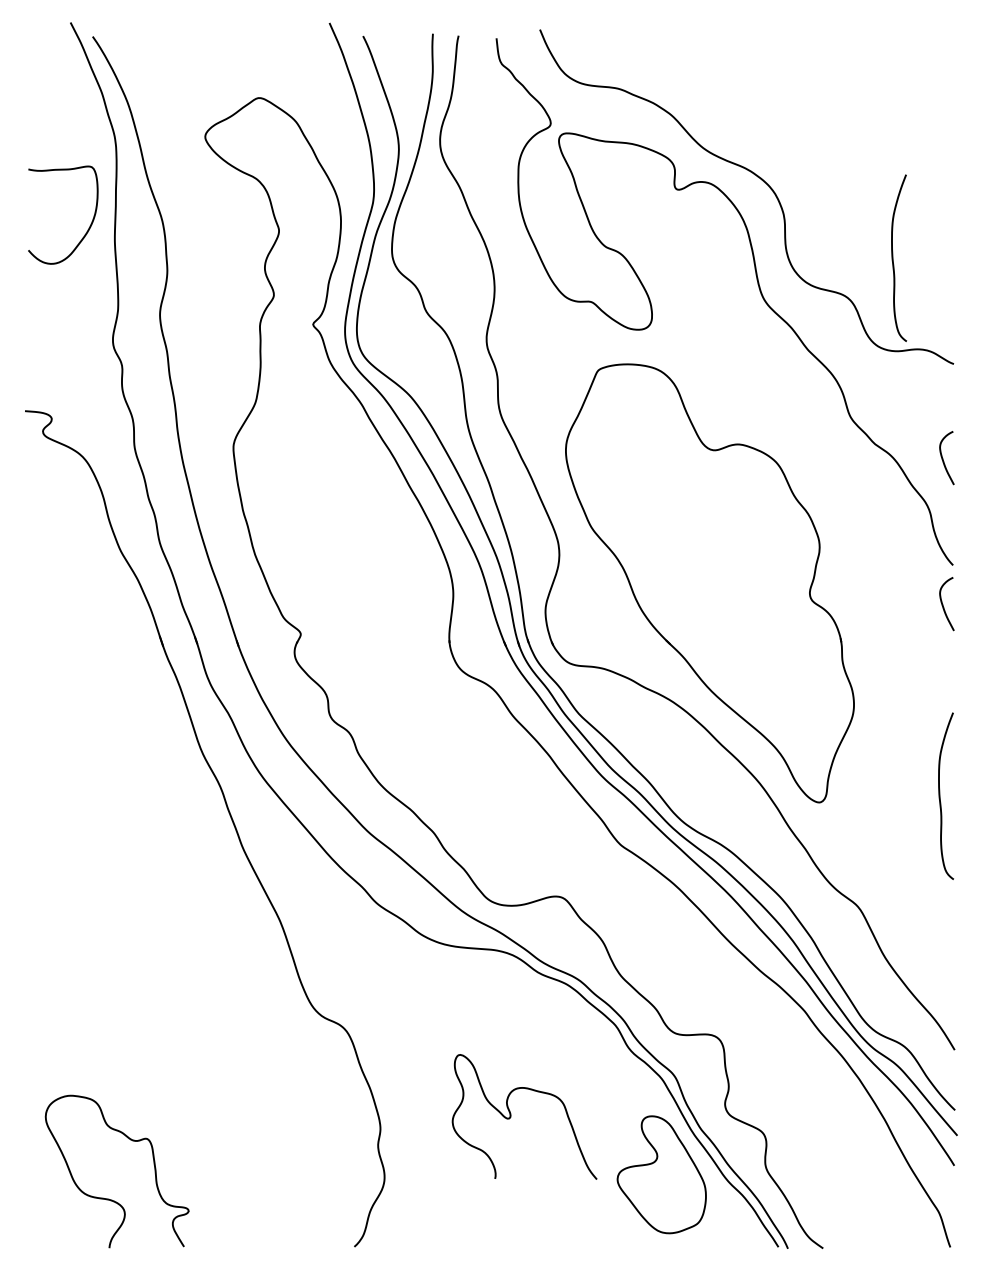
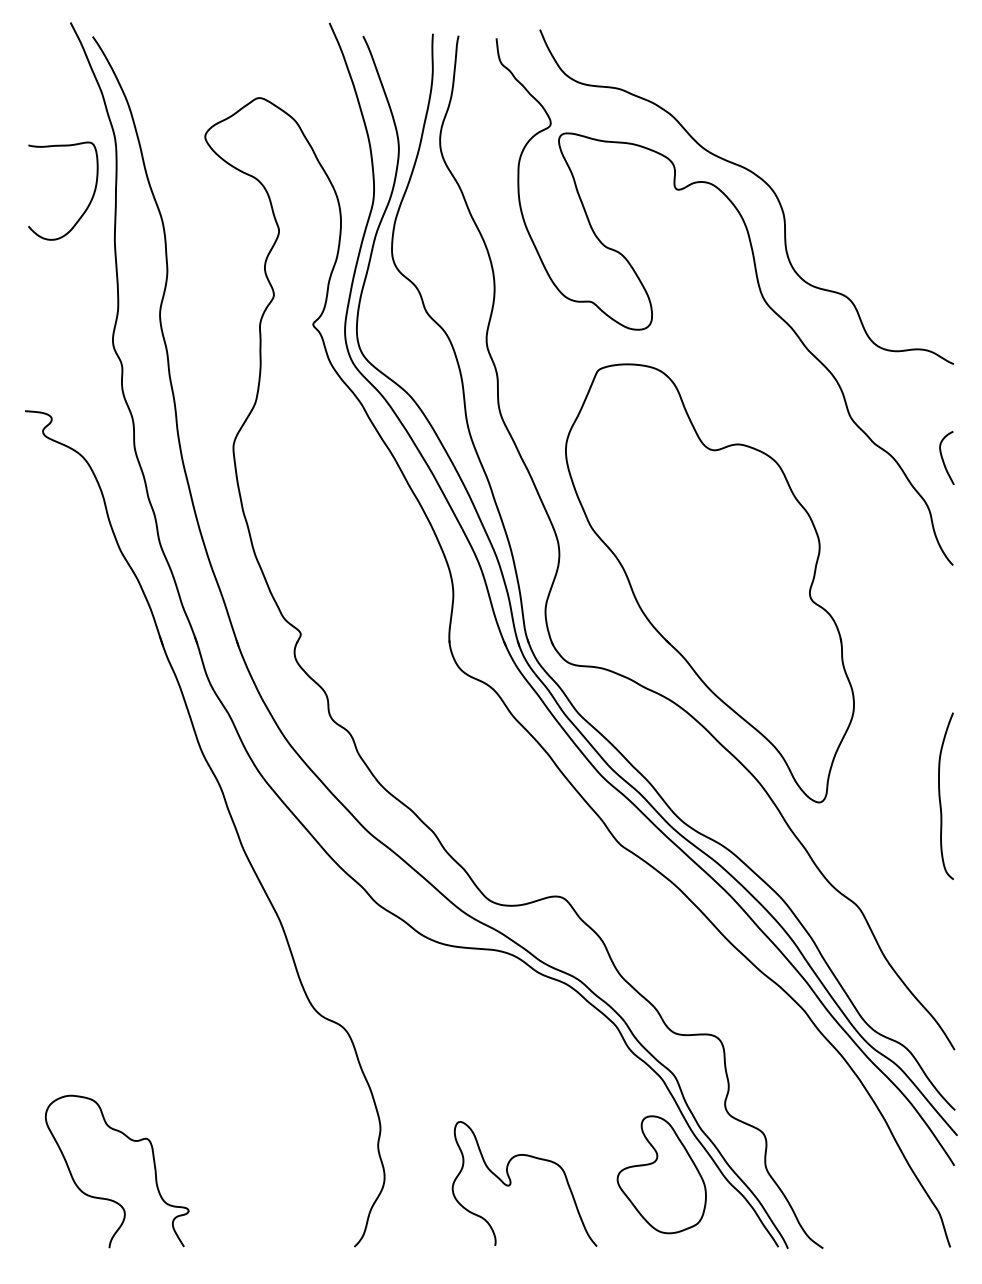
curve position: (87, 229) -> (87, 205) (87, 205)
curve: present -> none (893, 257)
curve: present -> none (943, 604)
curve position: (511, 1116) -> (511, 1183) (511, 1183)
